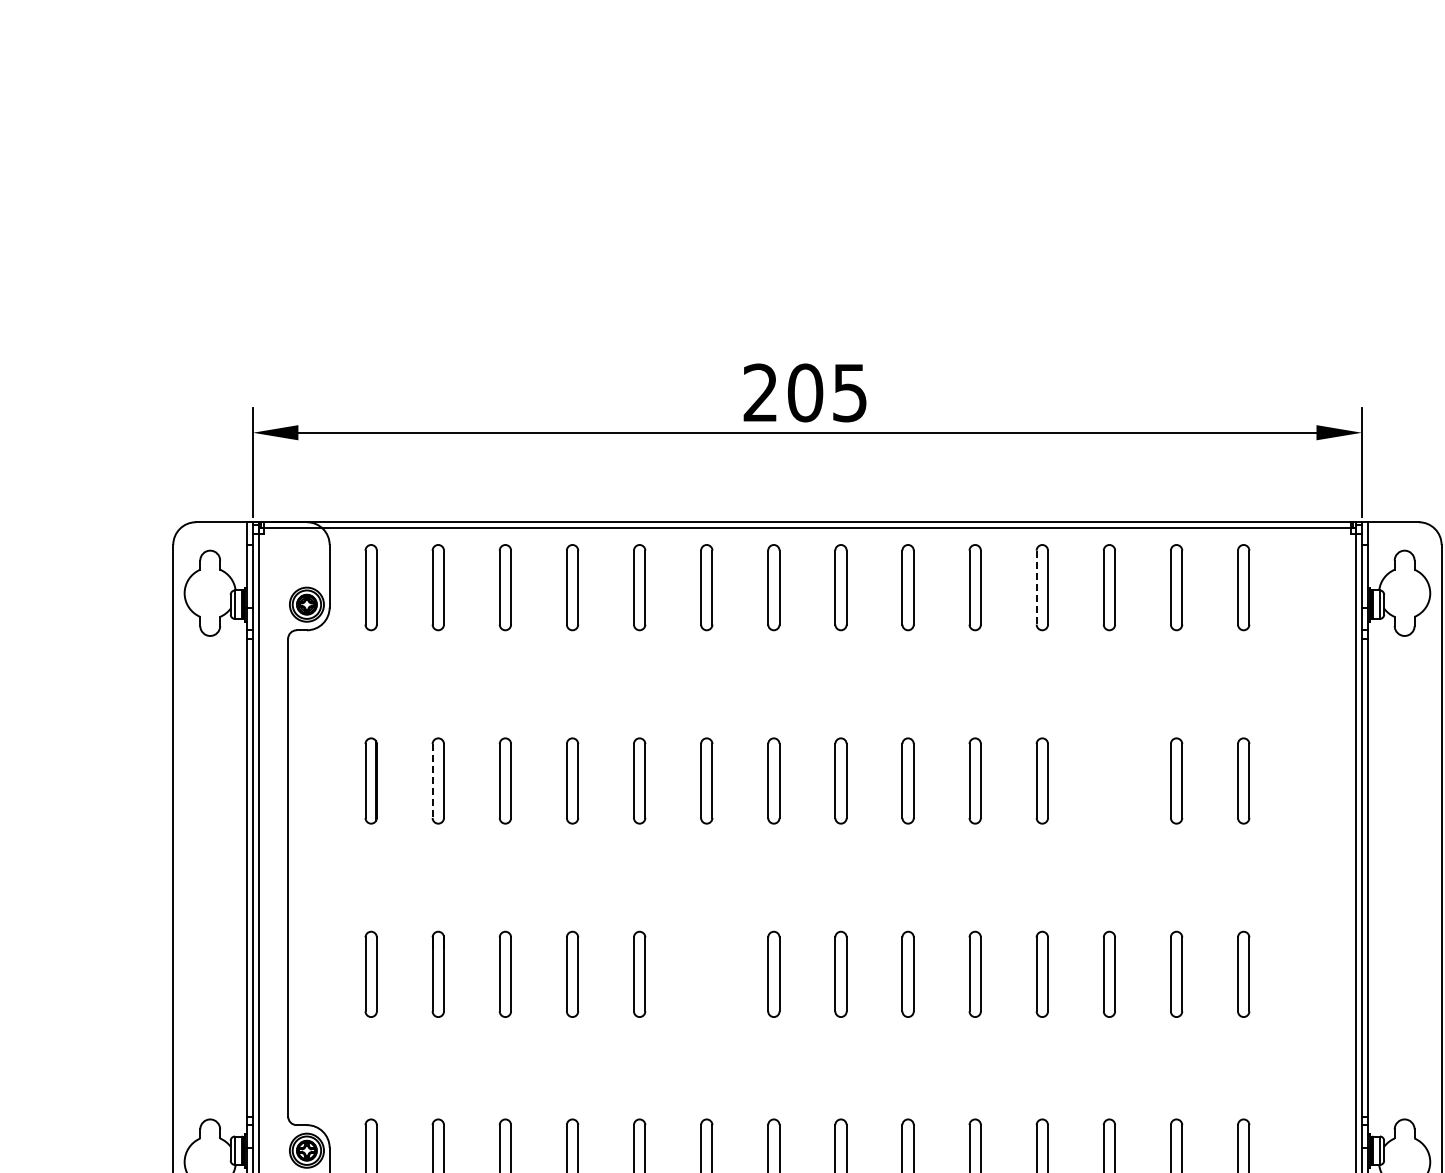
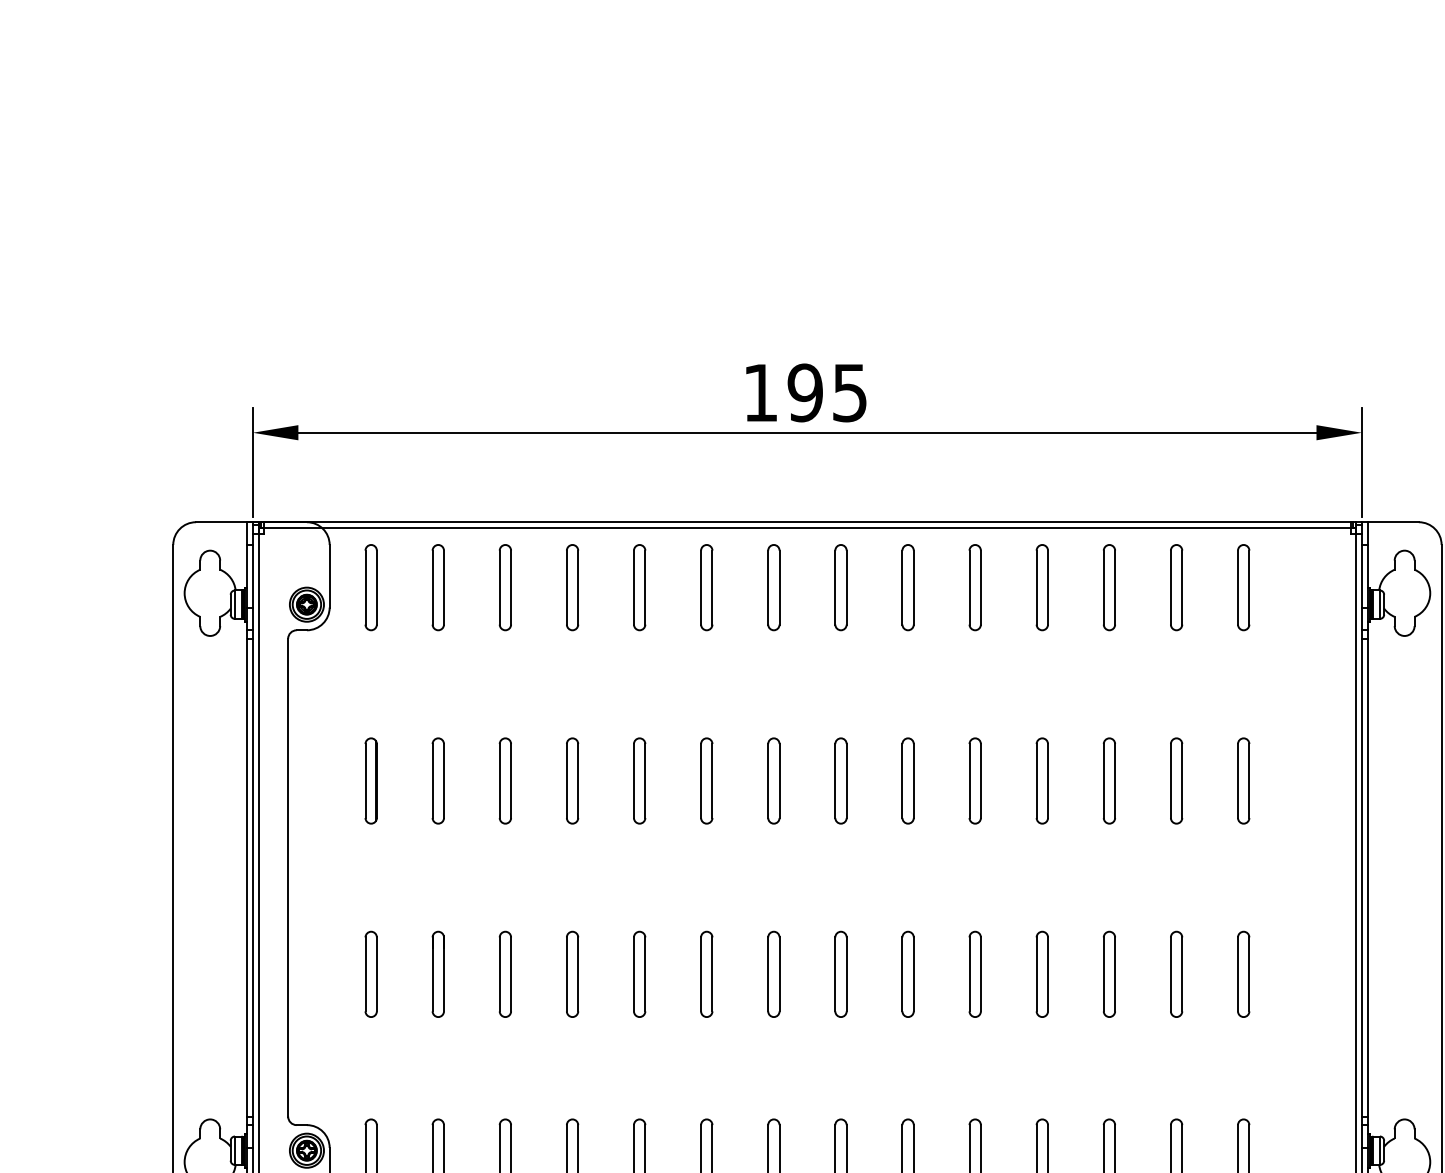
text: 205 -> 195 (783, 392)
line: dashed -> solid (1036, 587)
part: none -> present (1108, 780)
line: dashed -> solid (432, 781)
part: none -> present (706, 973)
